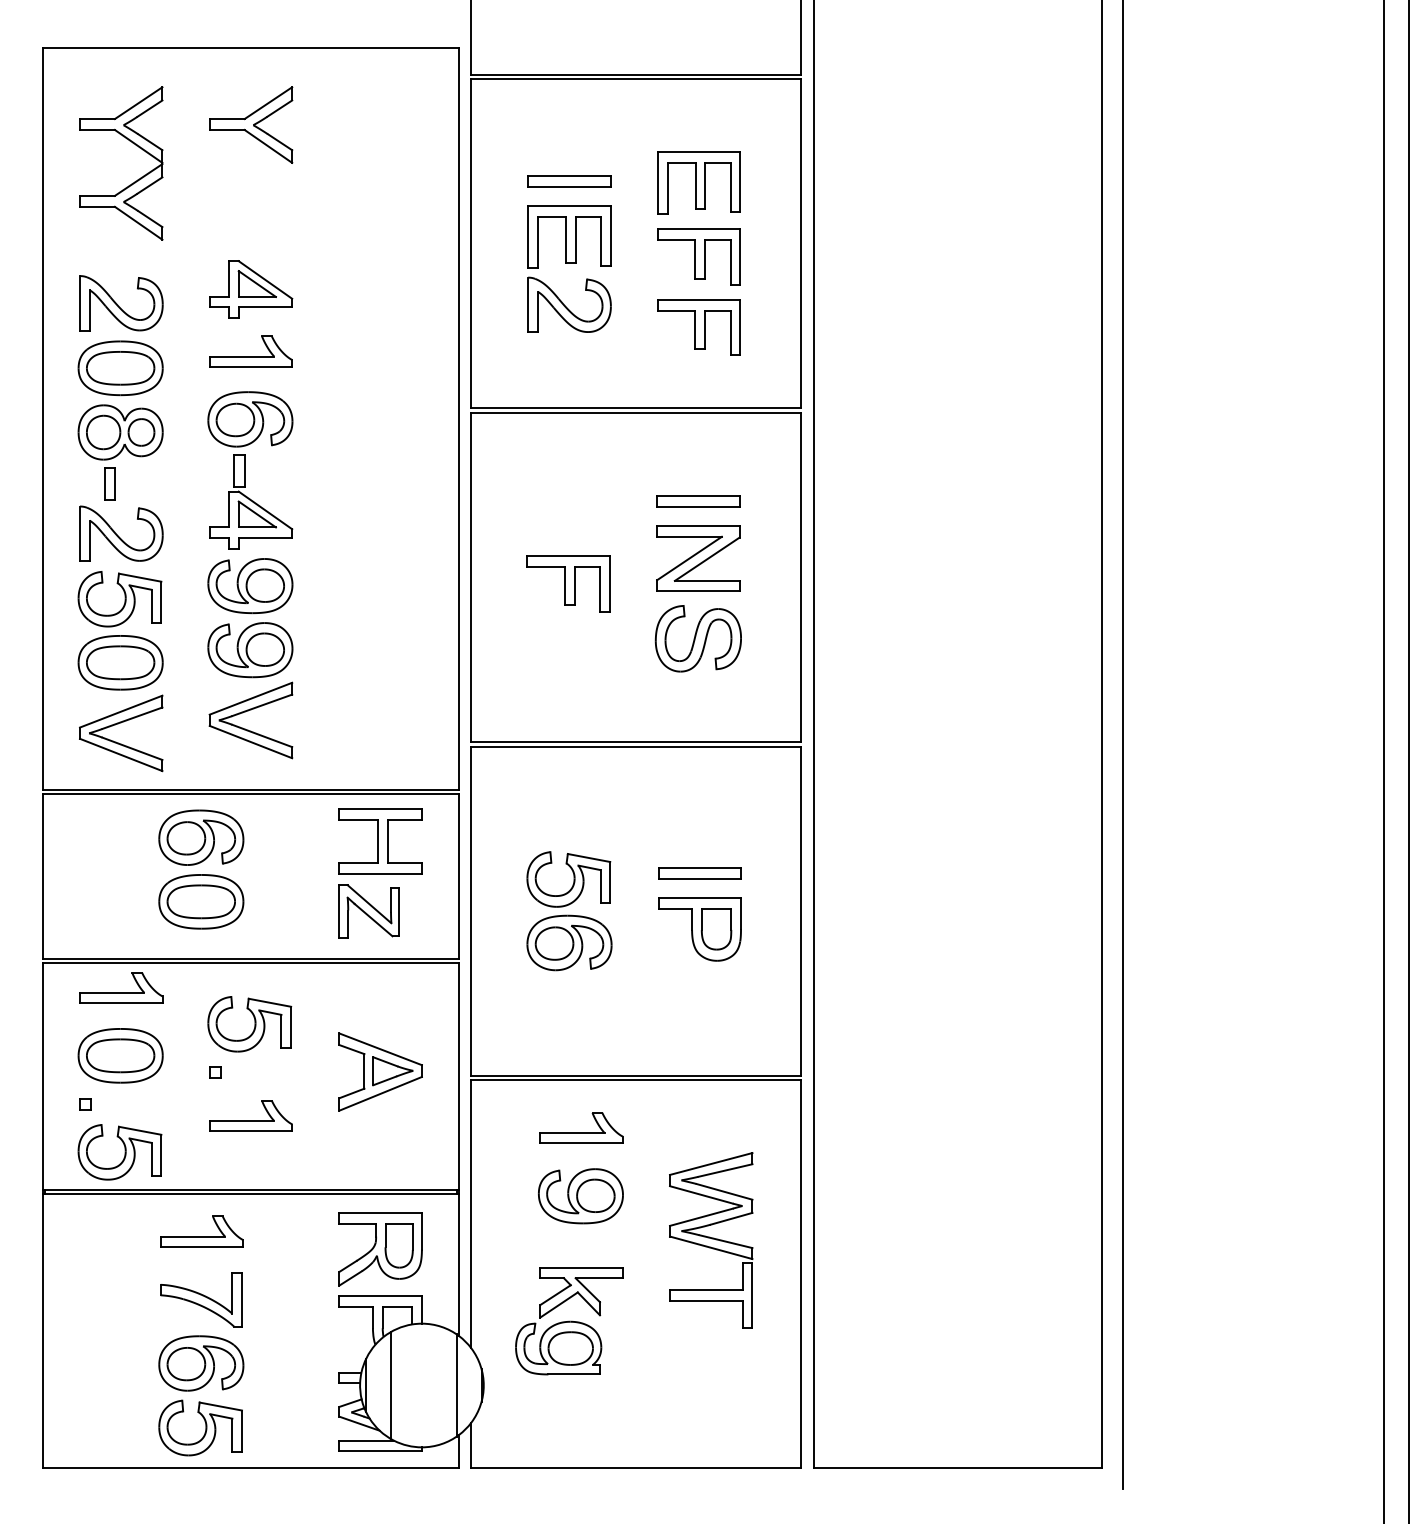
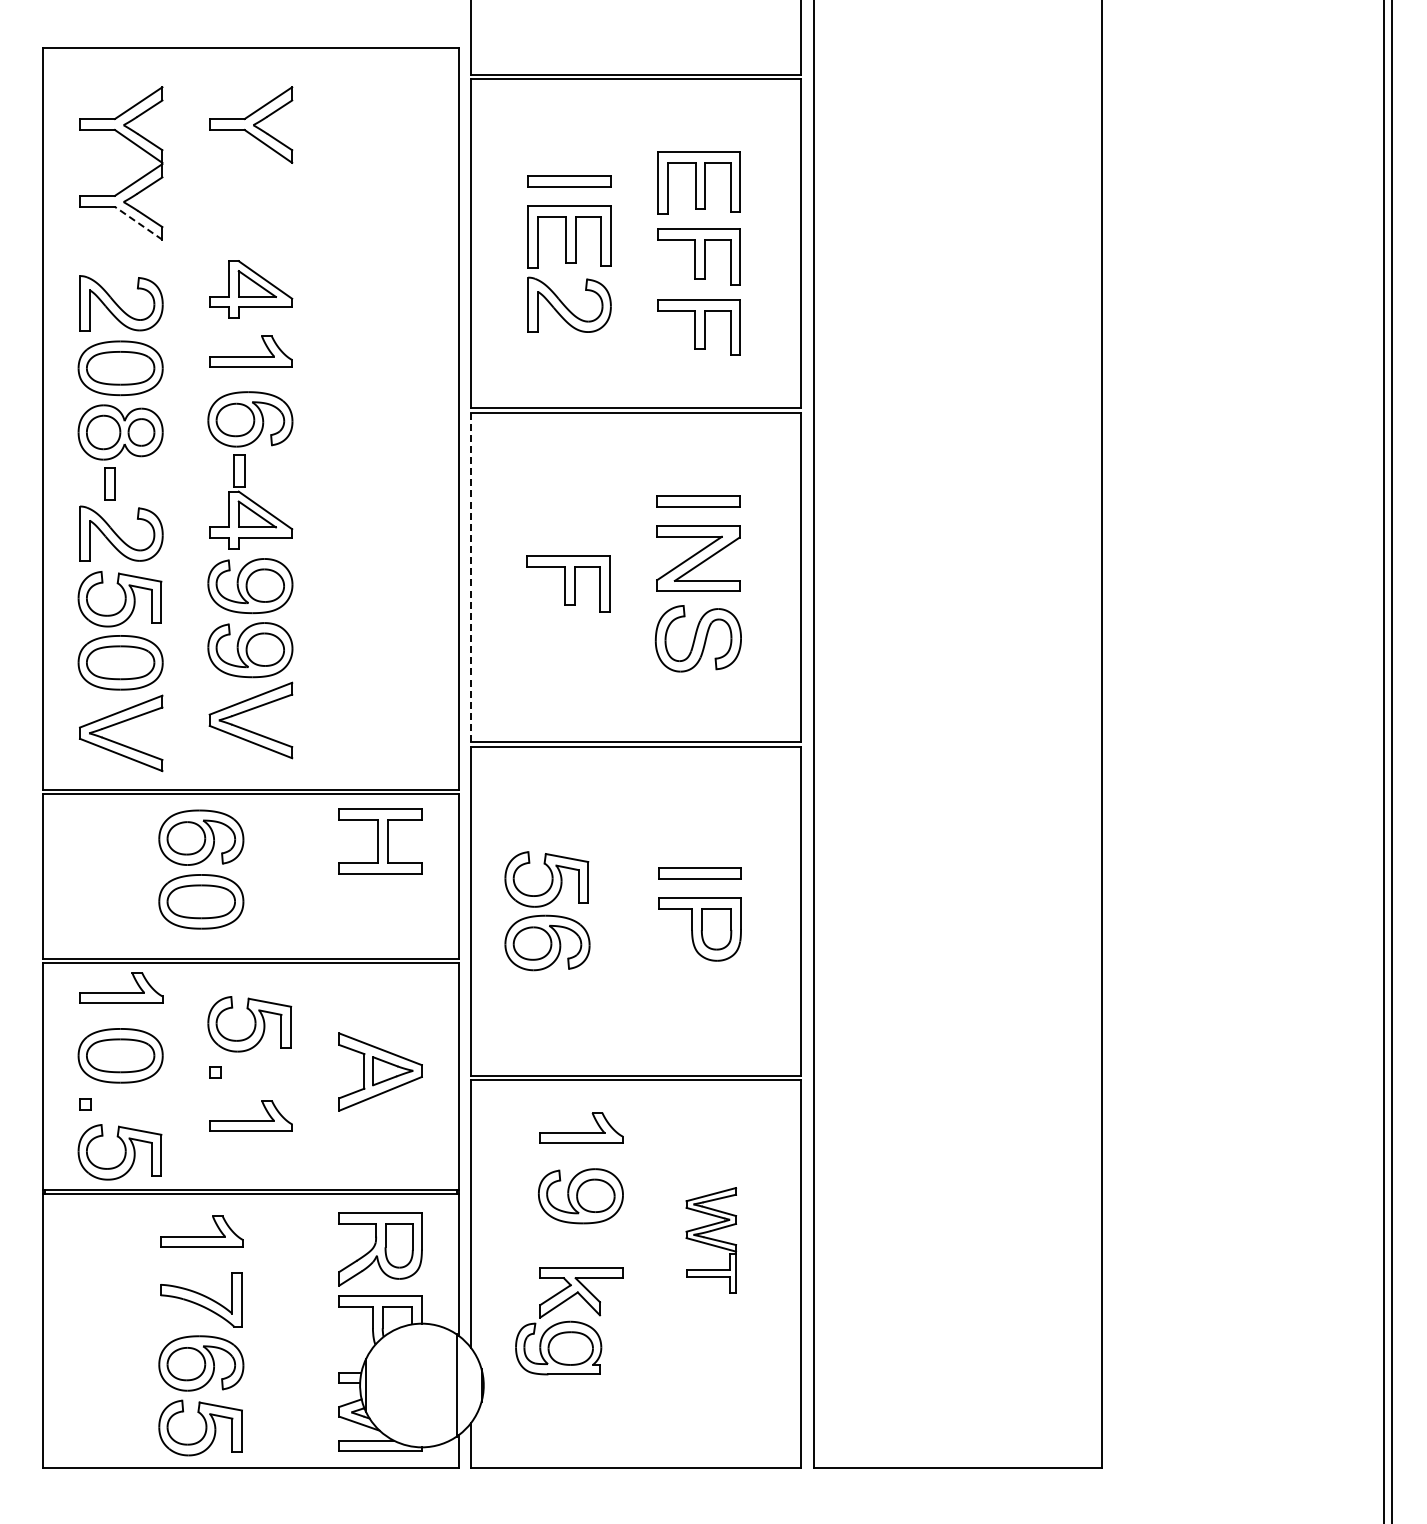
line: solid -> dashed (138, 223)
line: solid -> dashed (471, 577)
line: present -> none (1122, 745)
line position: (1409, 761) -> (1392, 761) (1392, 761)
part: present -> none (368, 911)
part position: (569, 911) -> (547, 911) (547, 911)
part size: 85x177 px -> 52x107 px (710, 1240)
line: present -> none (390, 1385)
